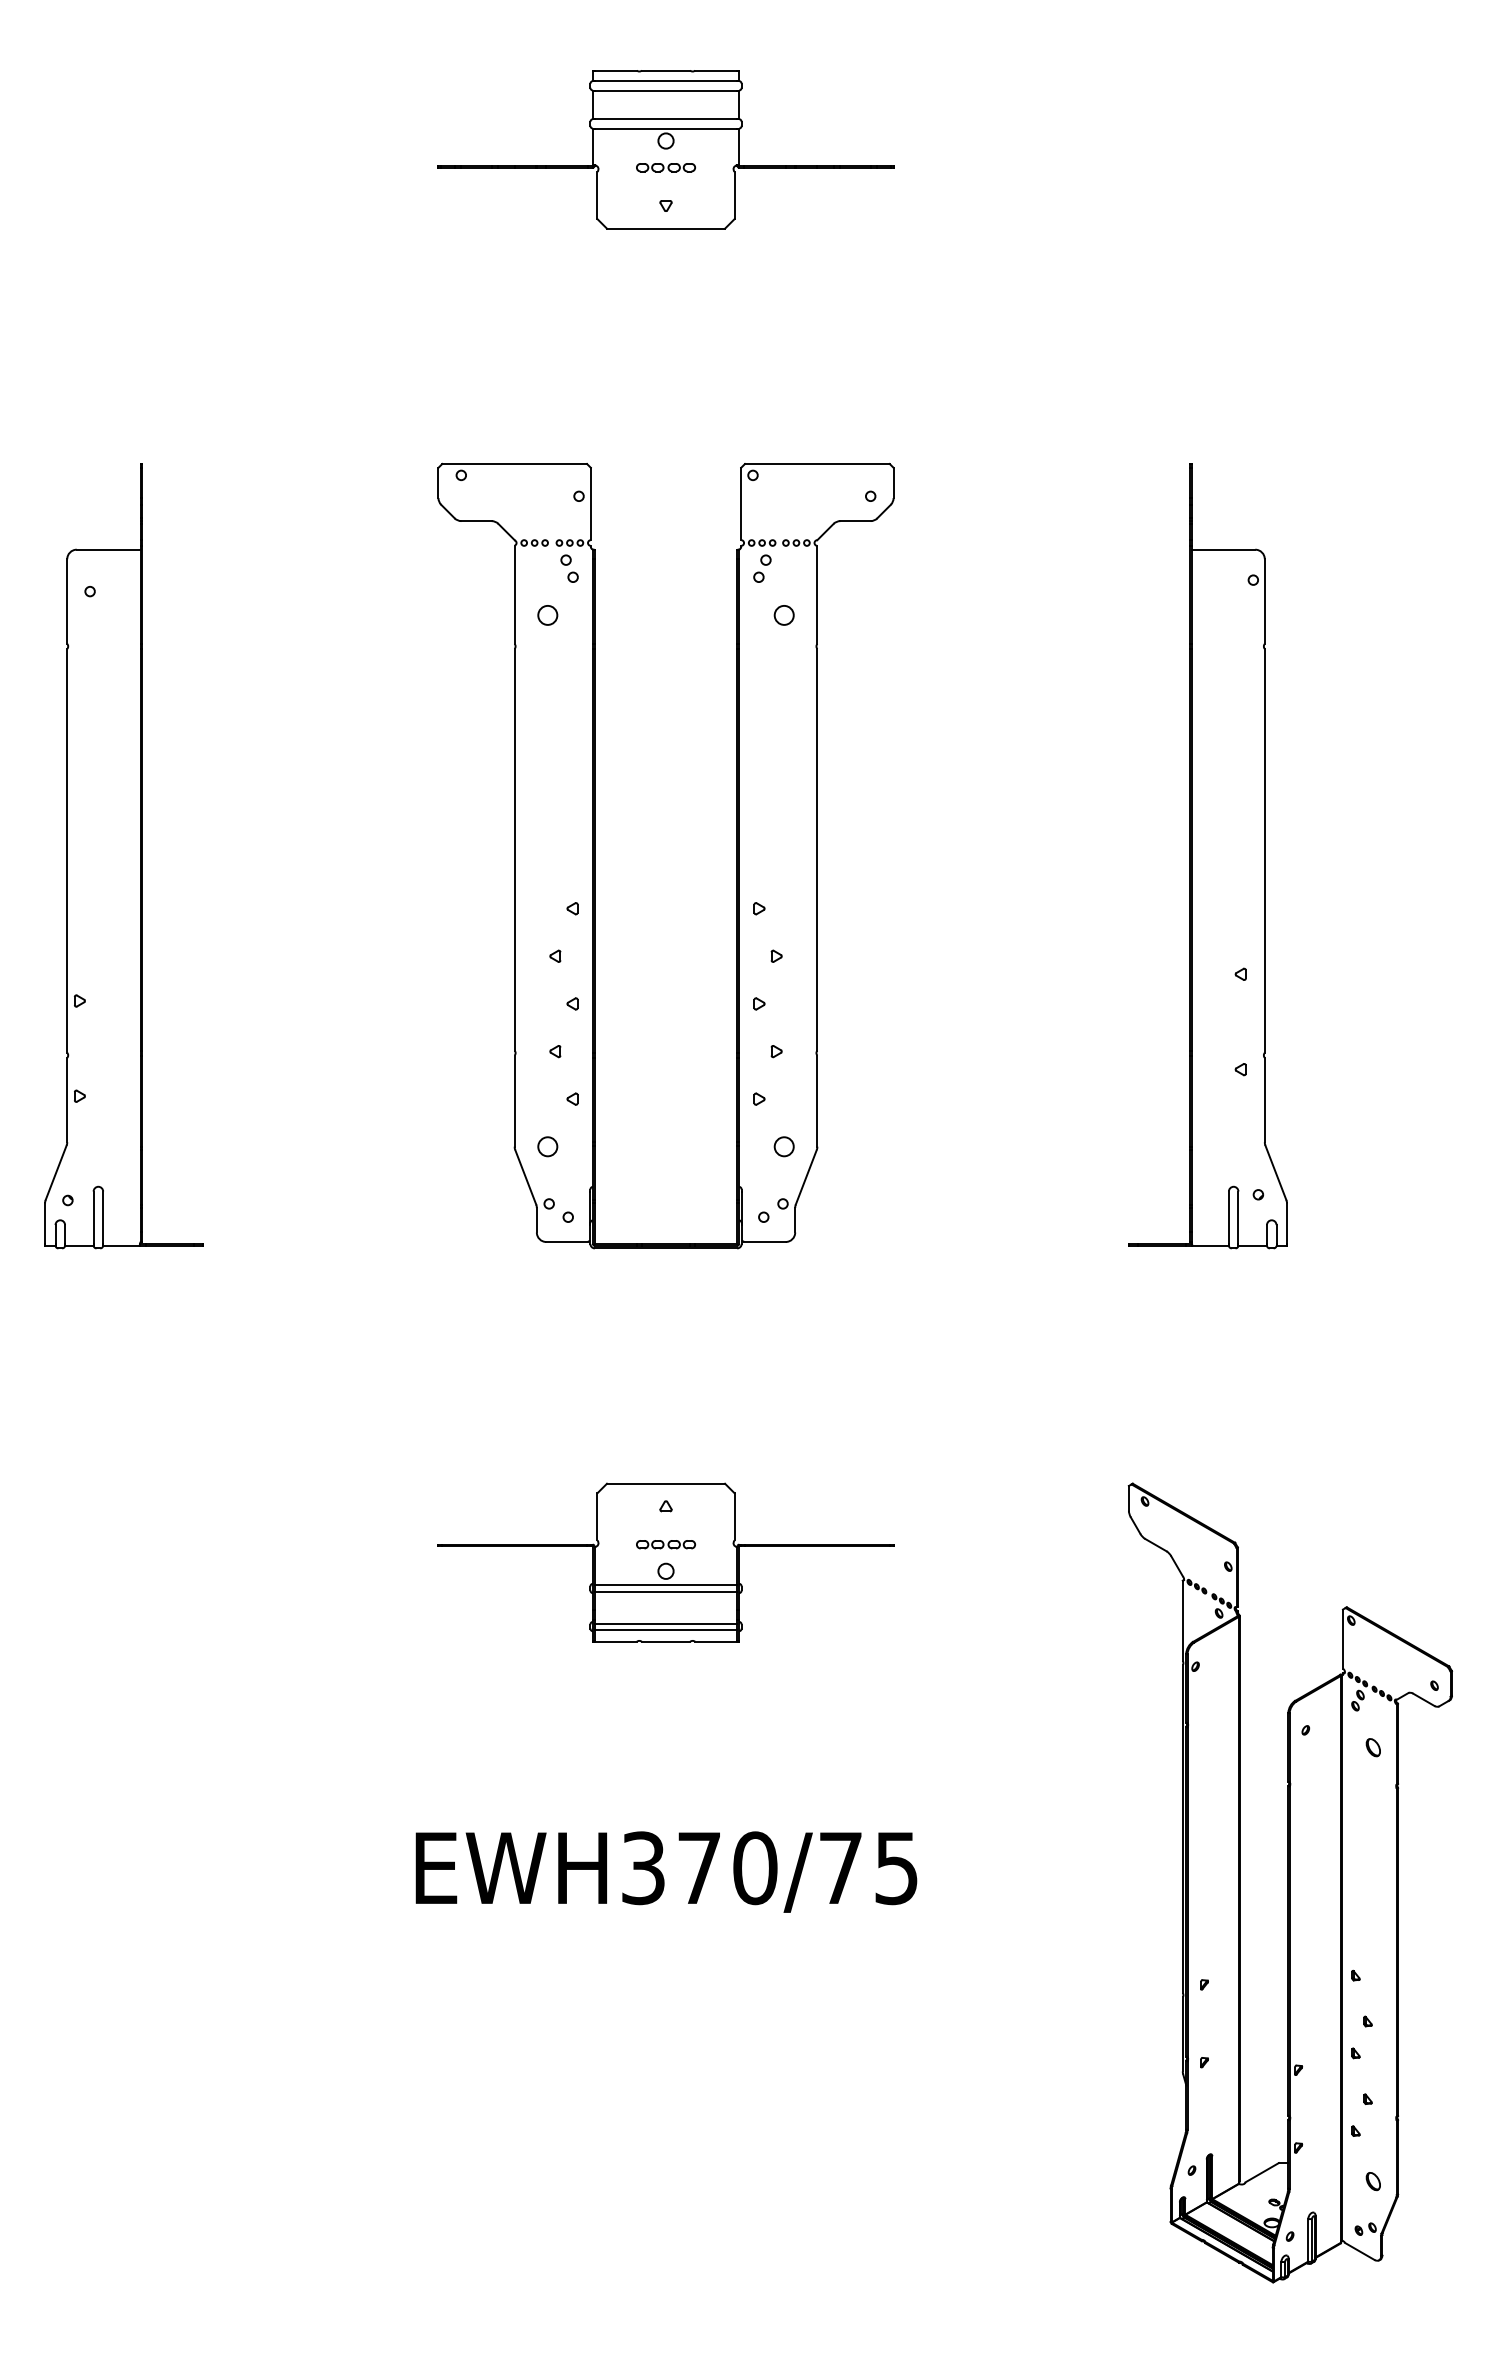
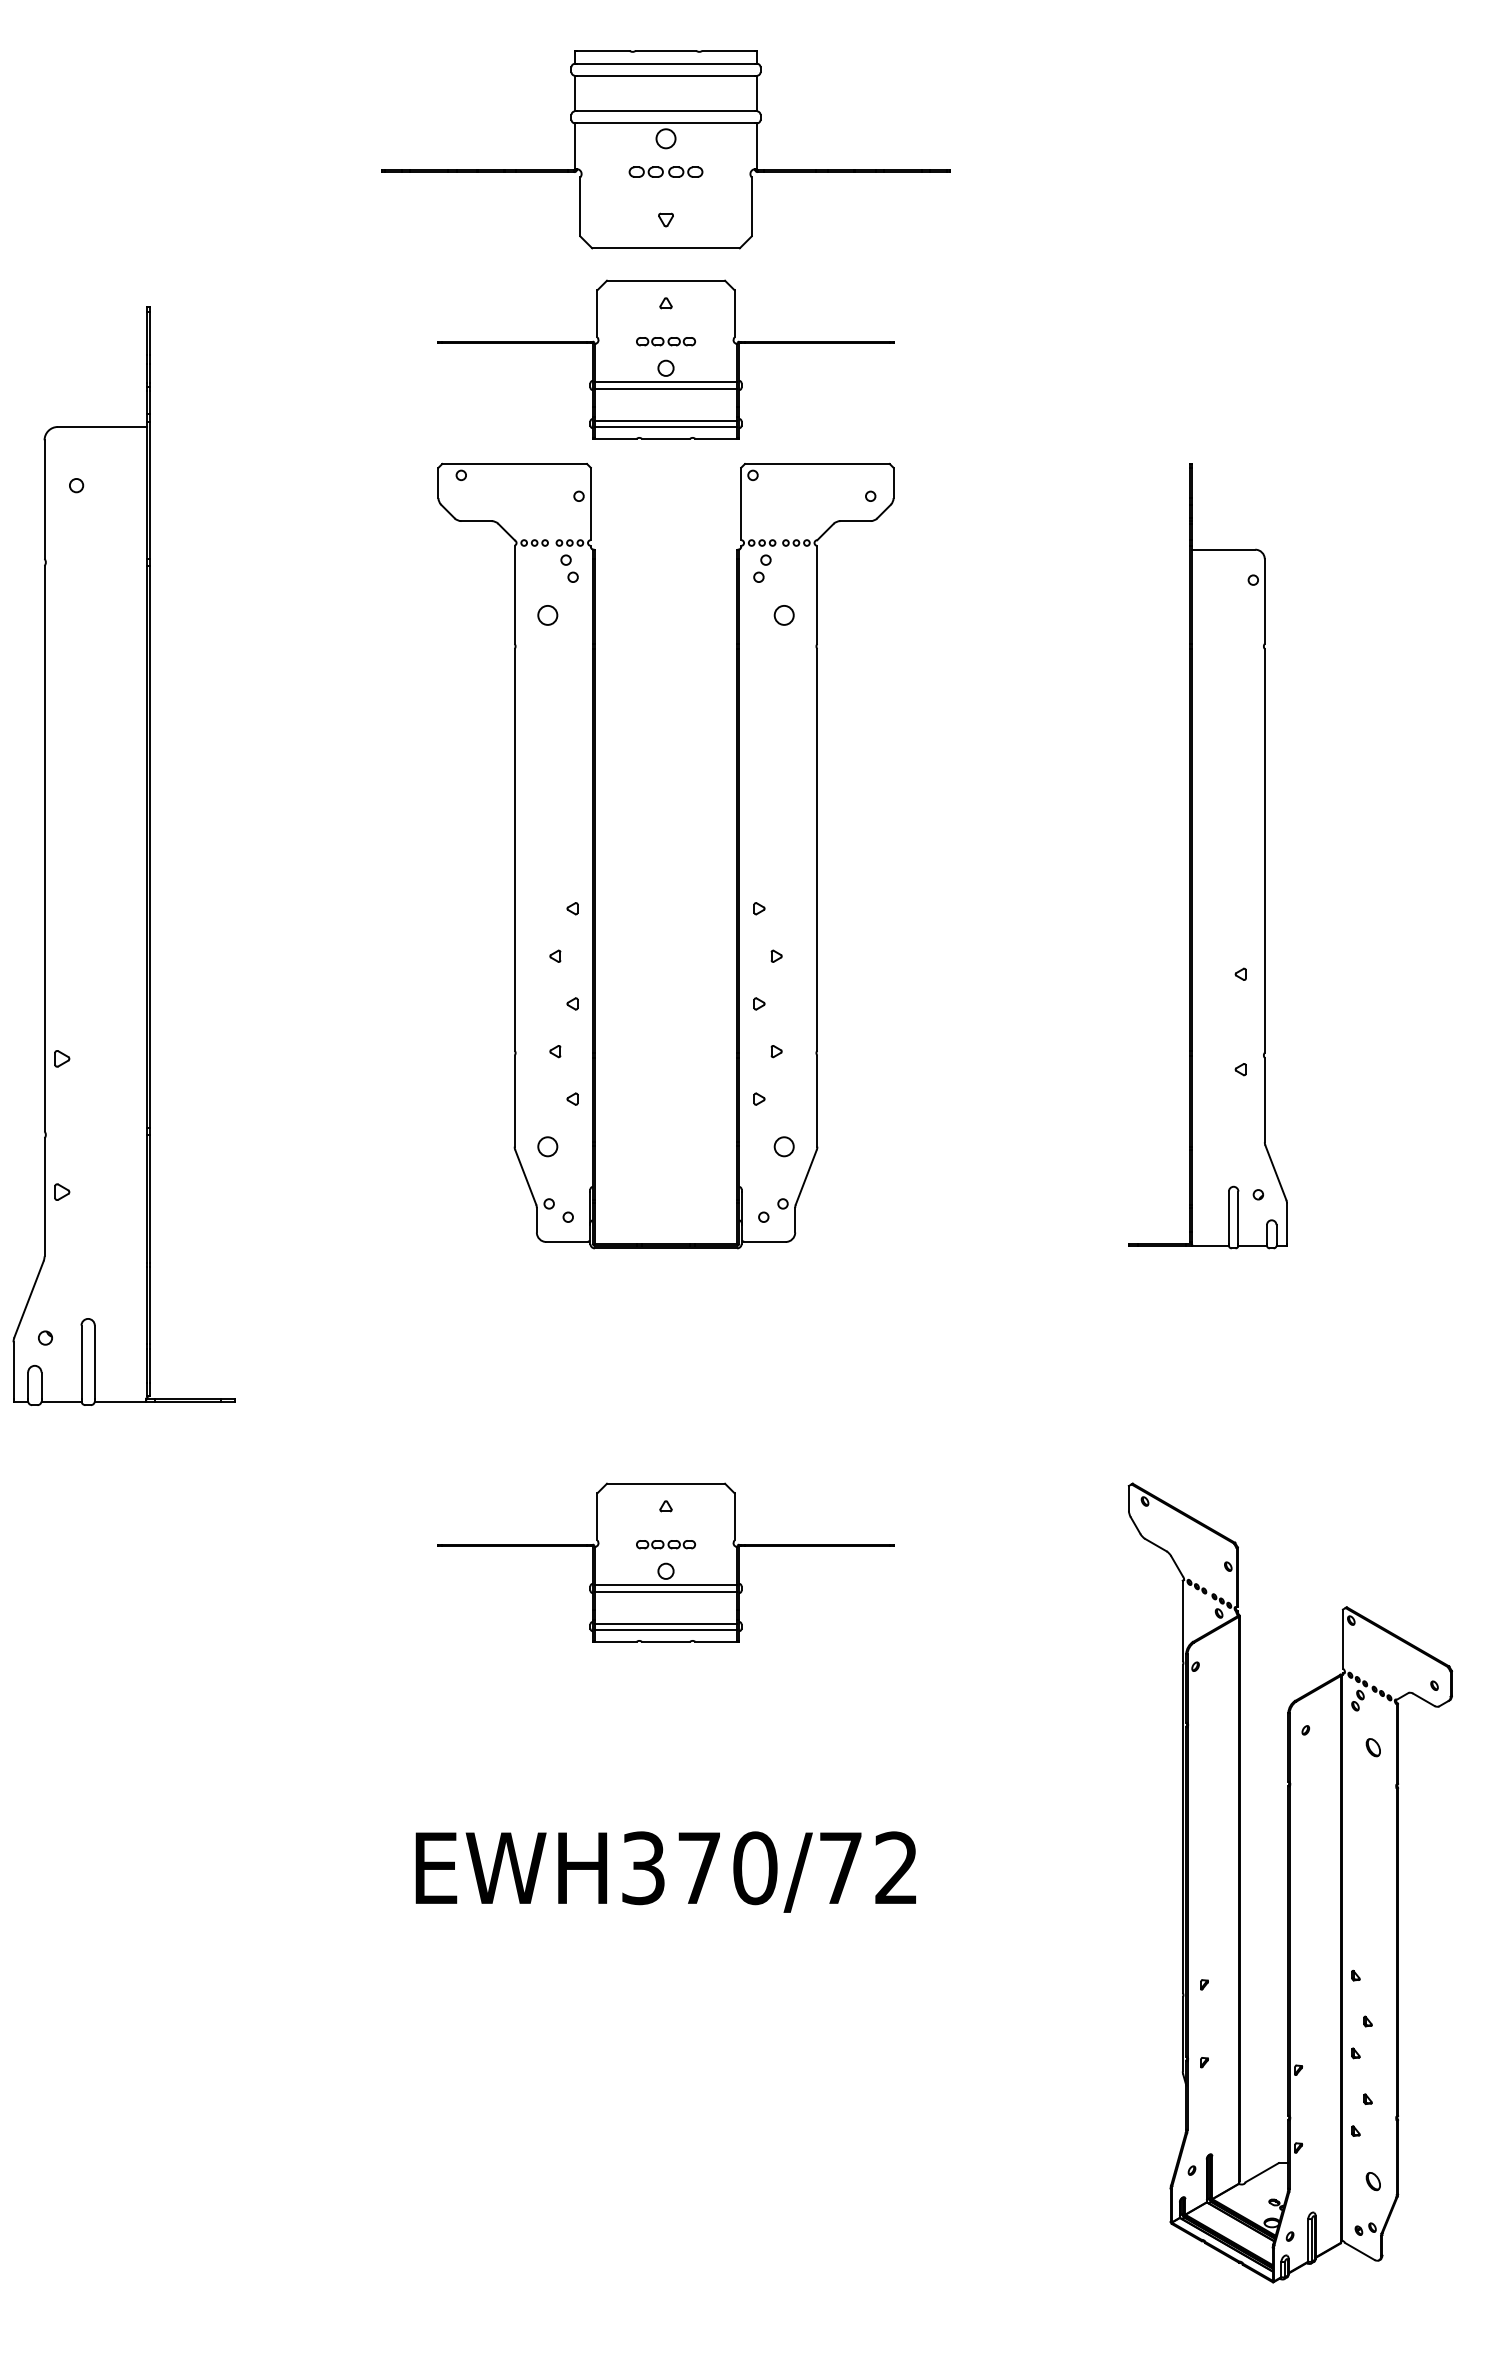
part size: 458x160 px -> 570x200 px (665, 149)
part: none -> present (665, 359)
part size: 160x787 px -> 224x1100 px (123, 855)
text: EWH370/75 -> EWH370/72 (896, 1868)
